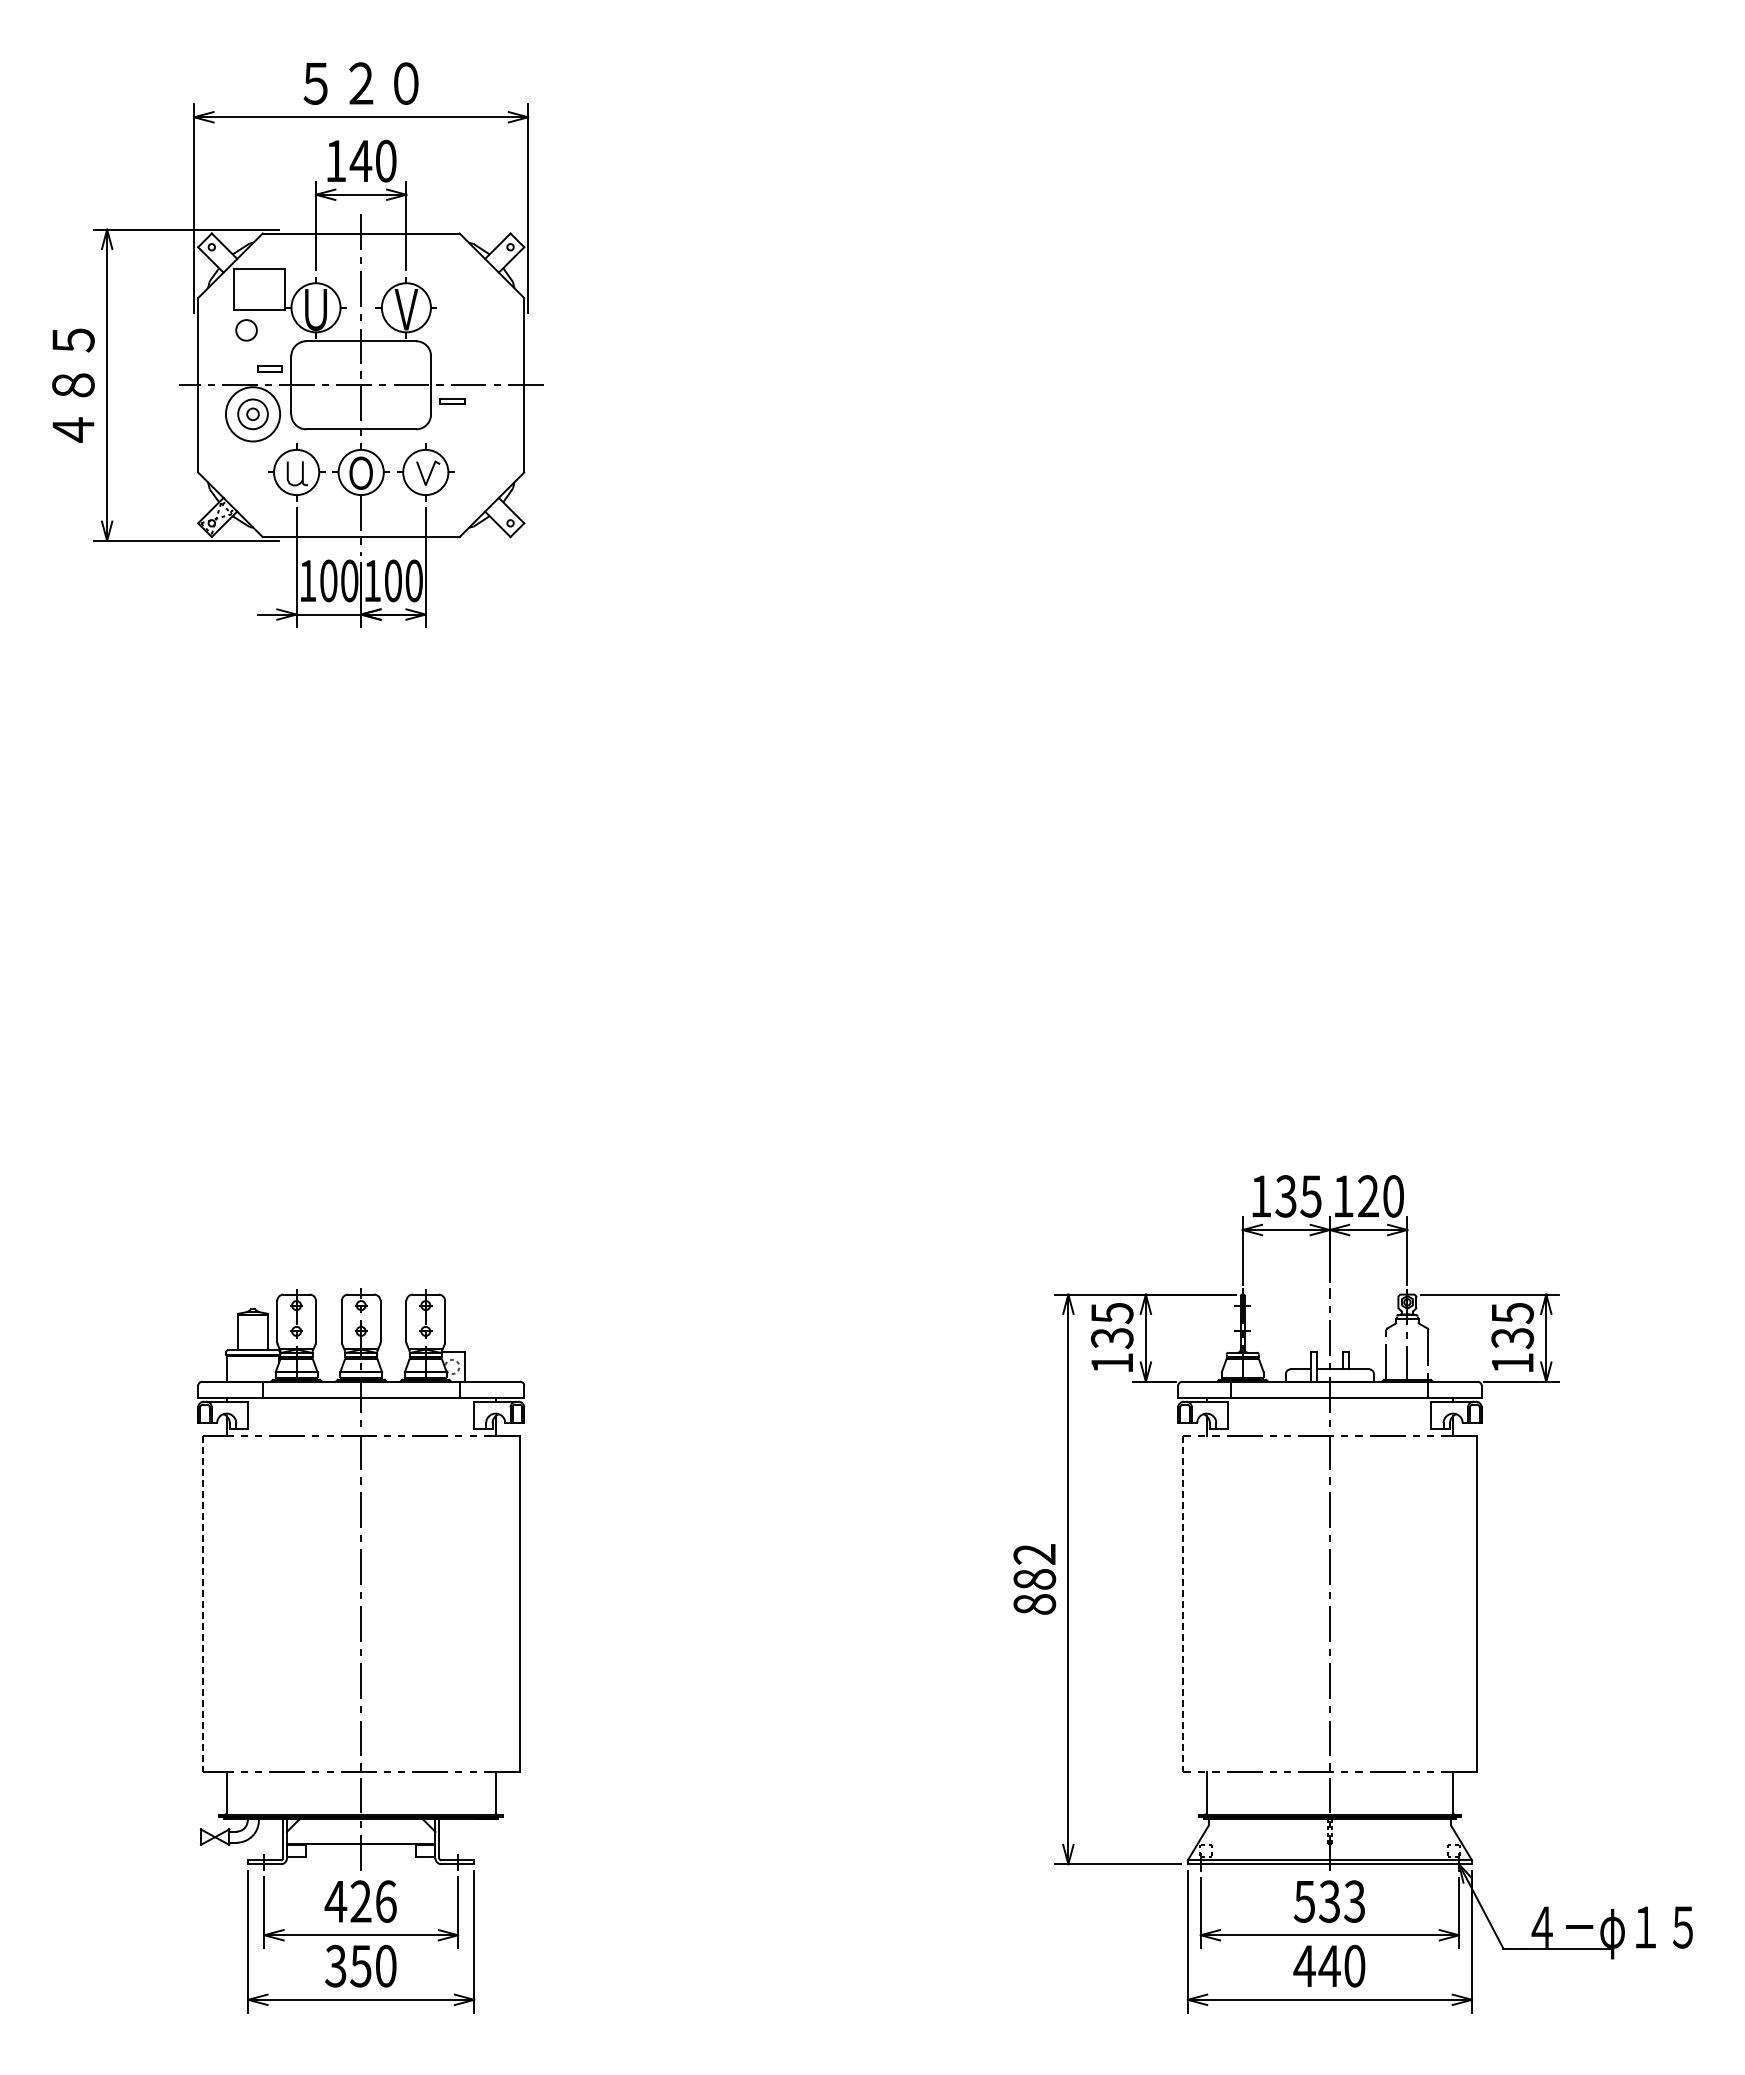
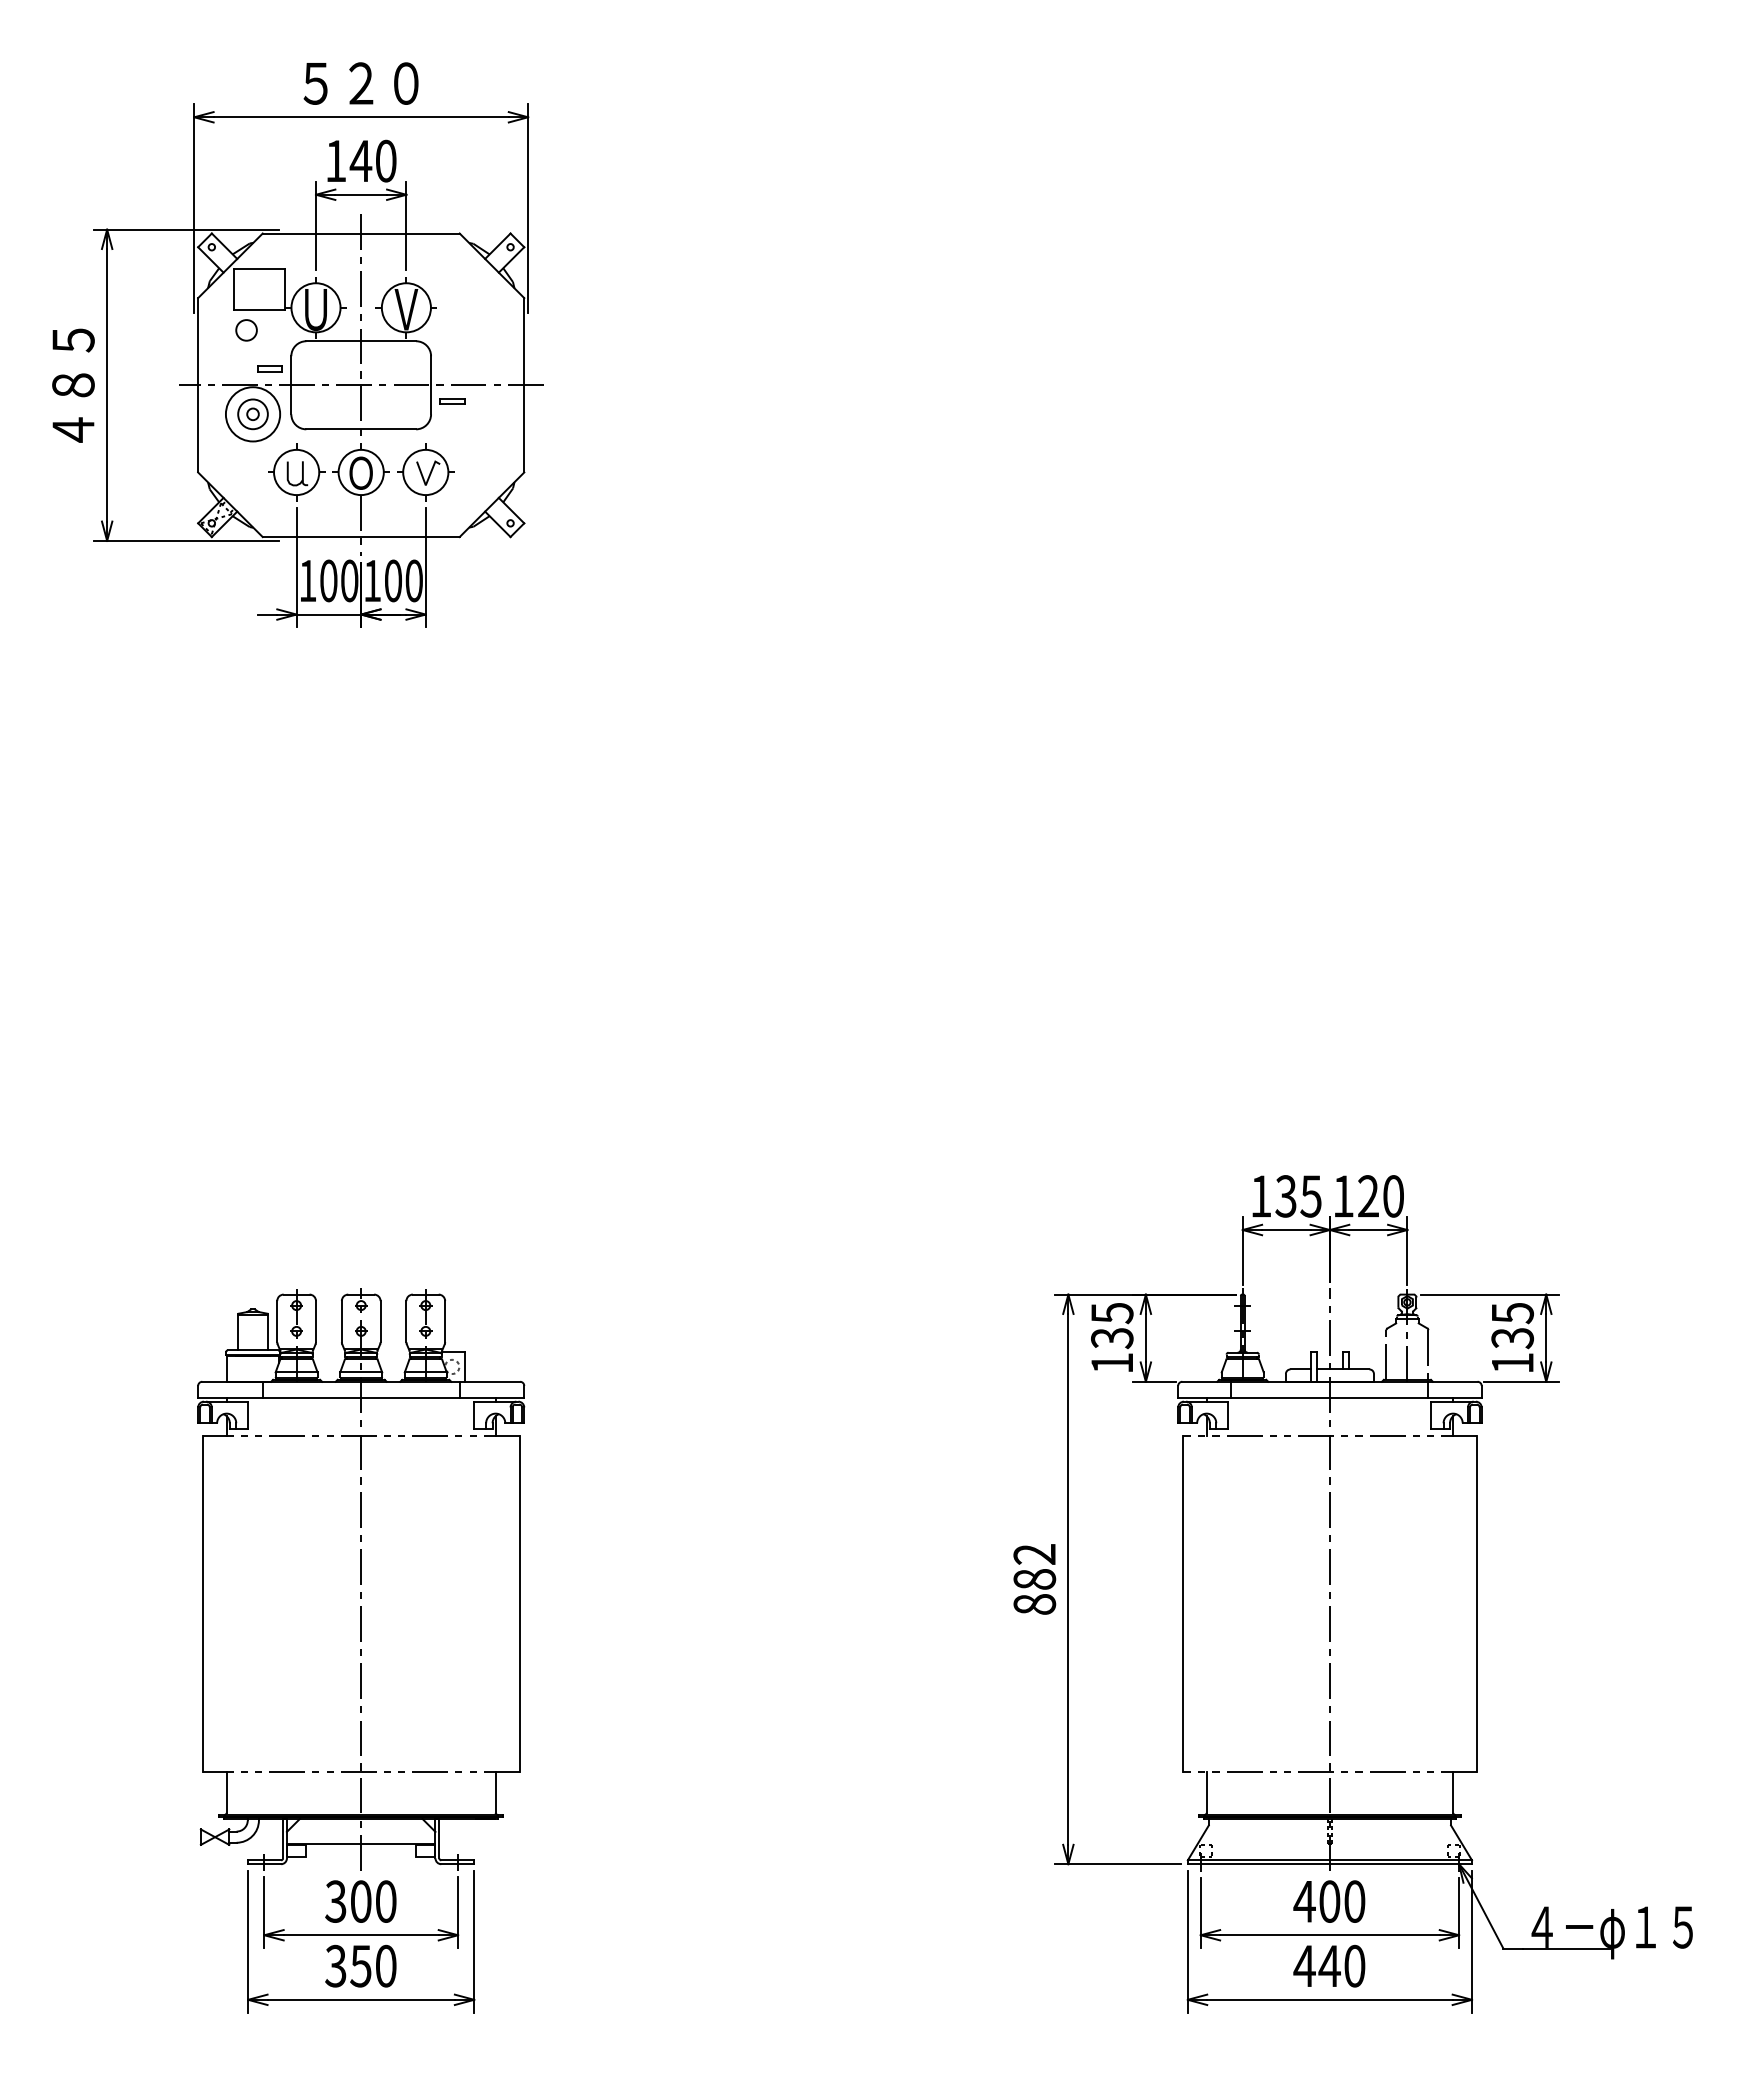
line: dashed -> solid (202, 1603)
line: dashed -> solid (1182, 1603)
text: 426 -> 300 (360, 1901)
text: 533 -> 400 (1329, 1901)
